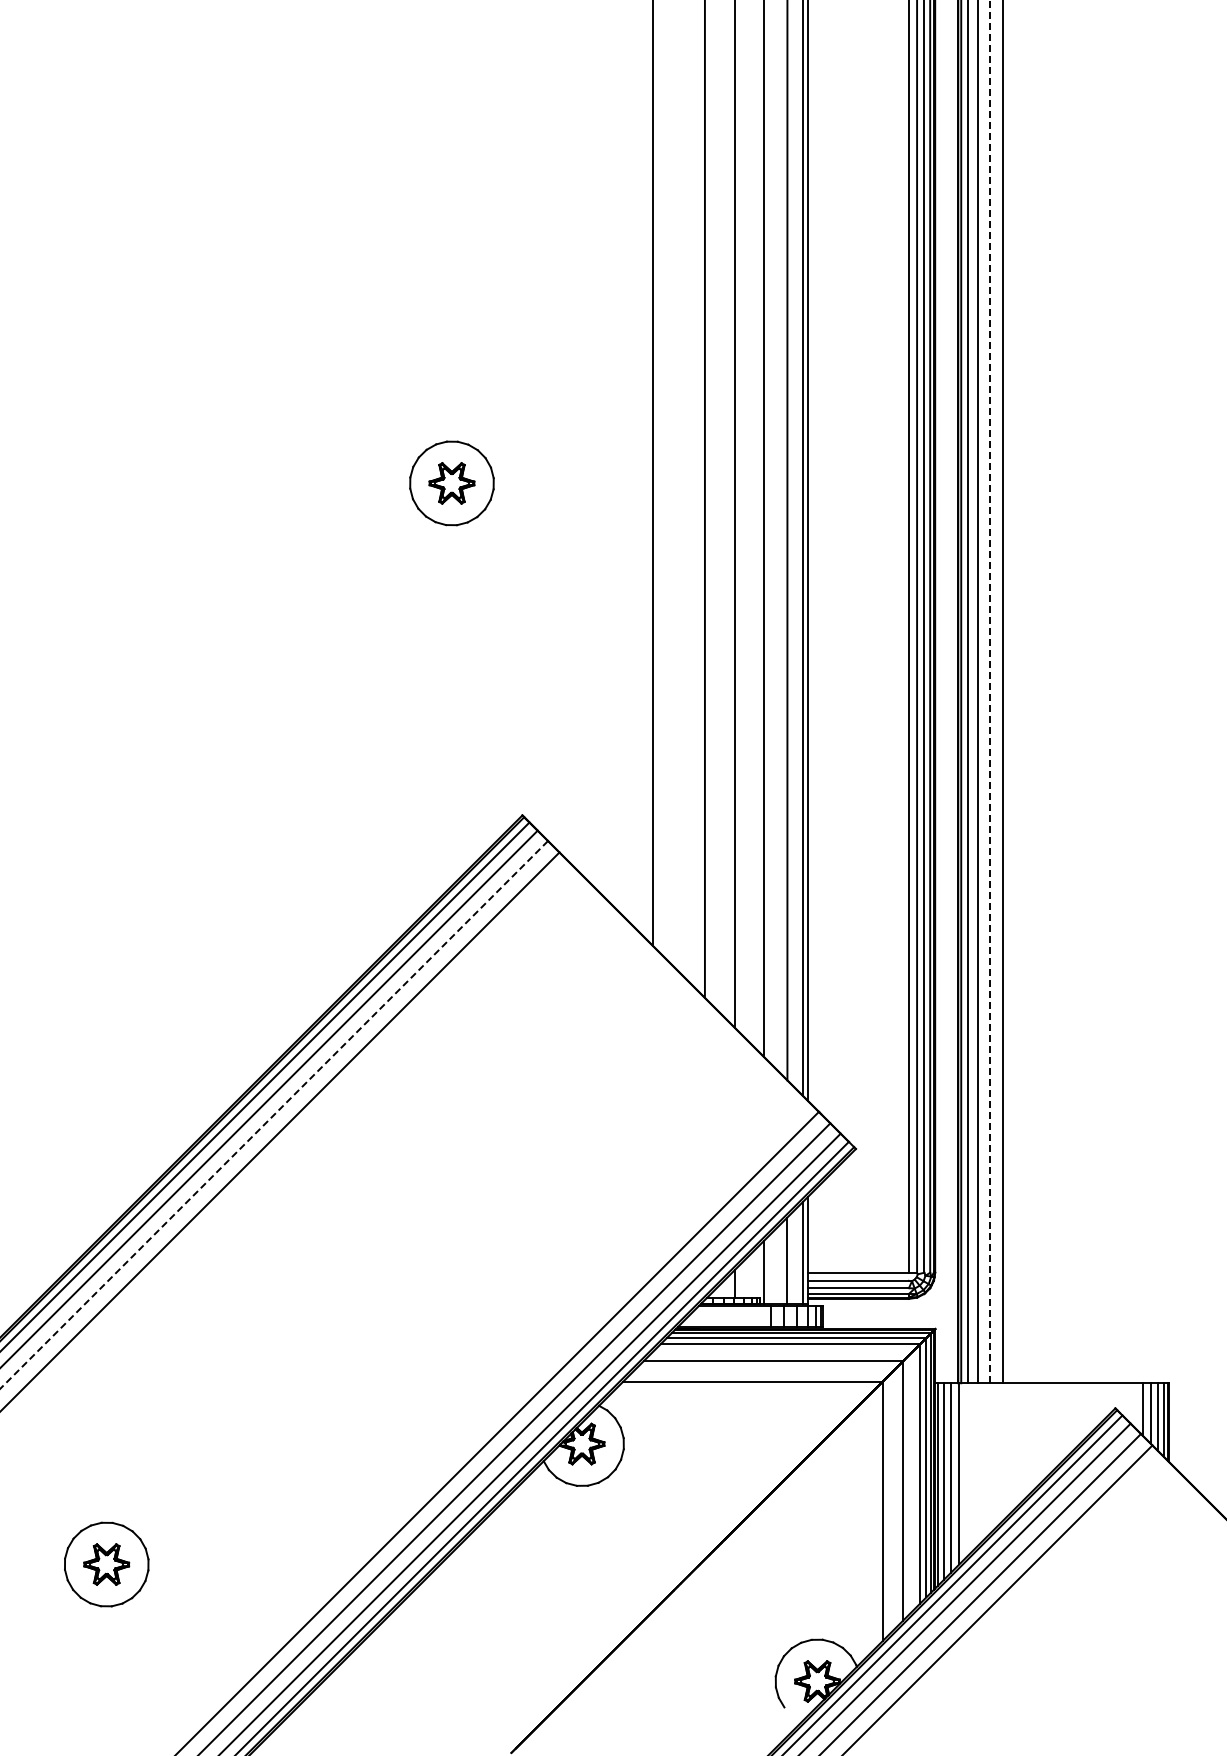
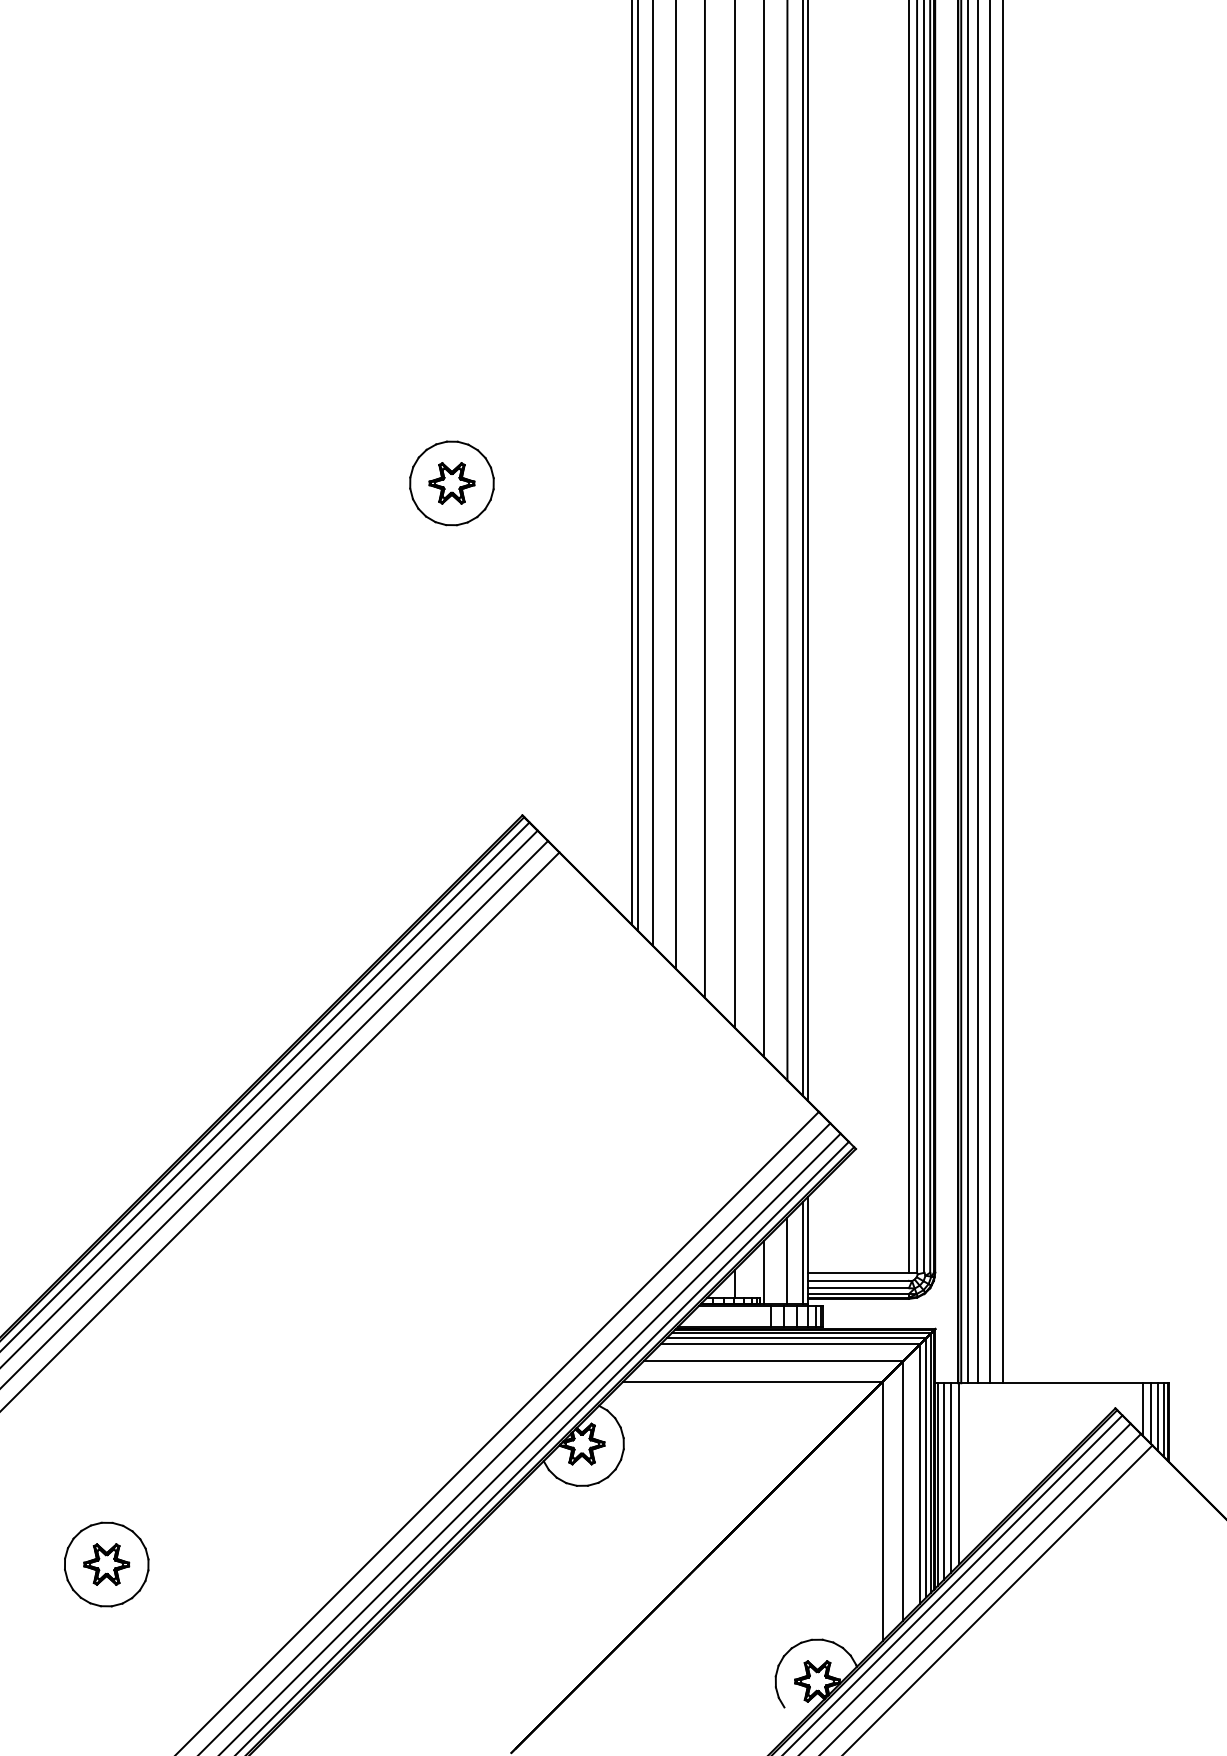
line: none -> present (632, 463)
line: none -> present (637, 466)
line: none -> present (676, 485)
line: dashed -> solid (989, 691)
line: dashed -> solid (274, 1114)
